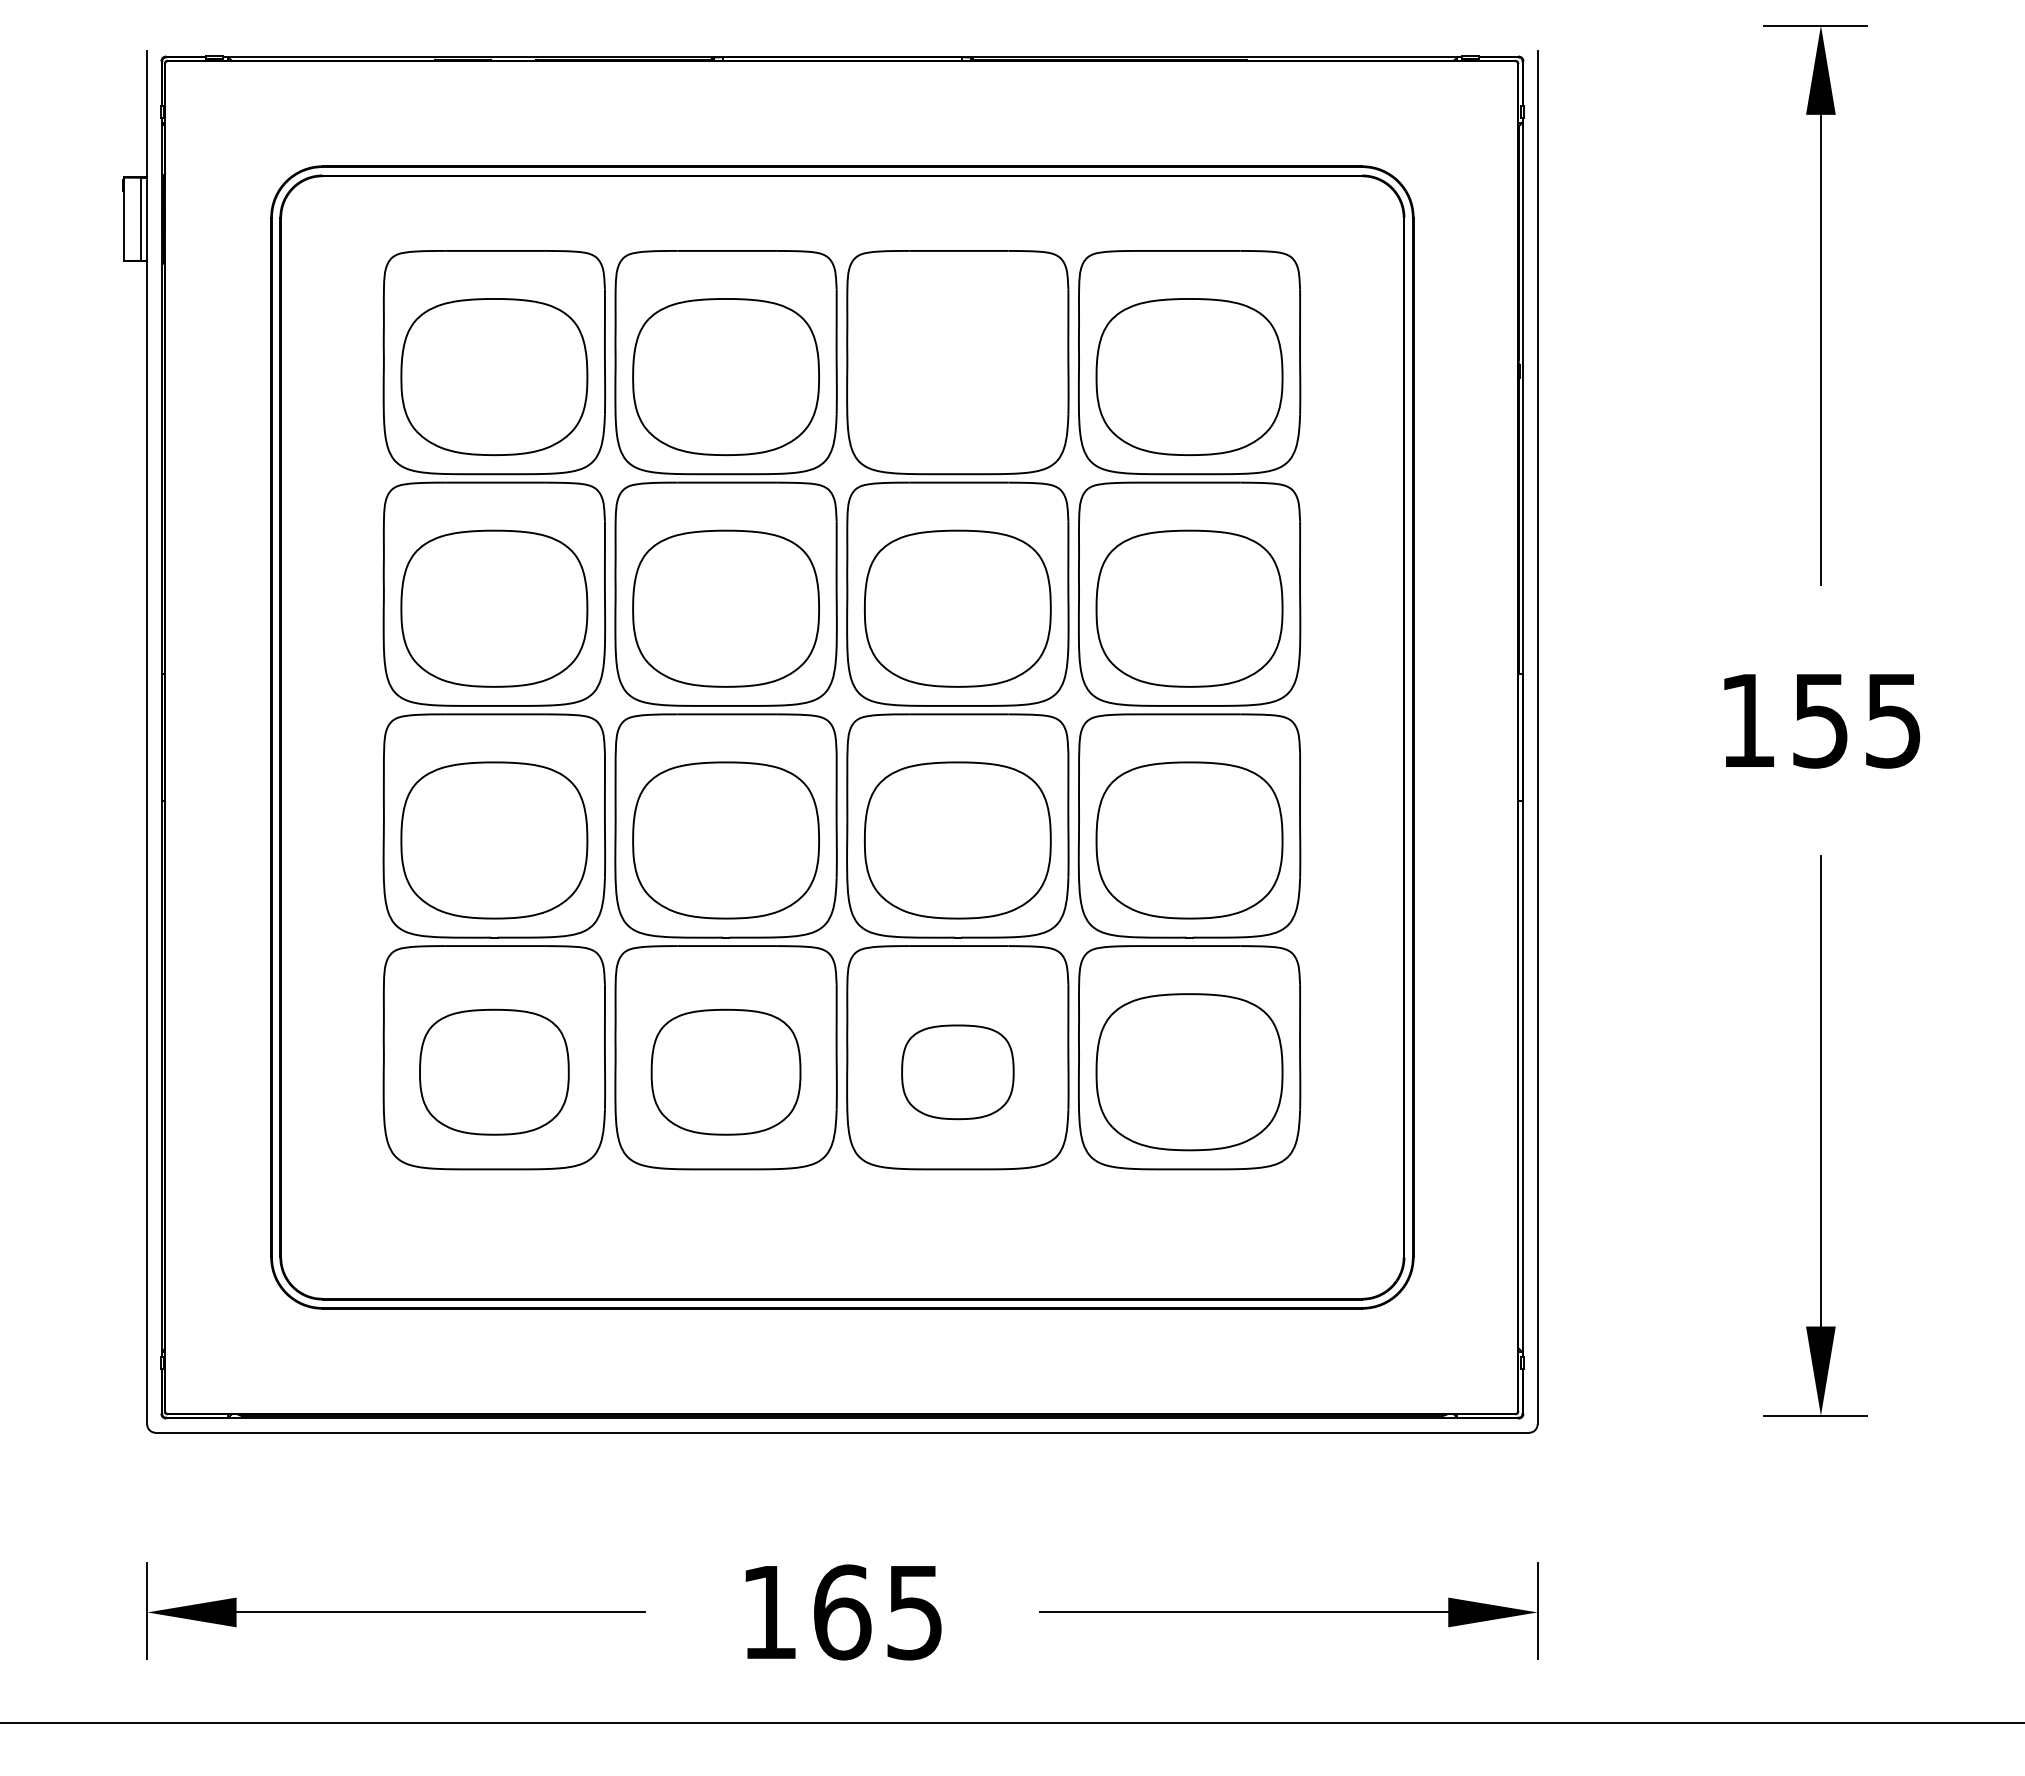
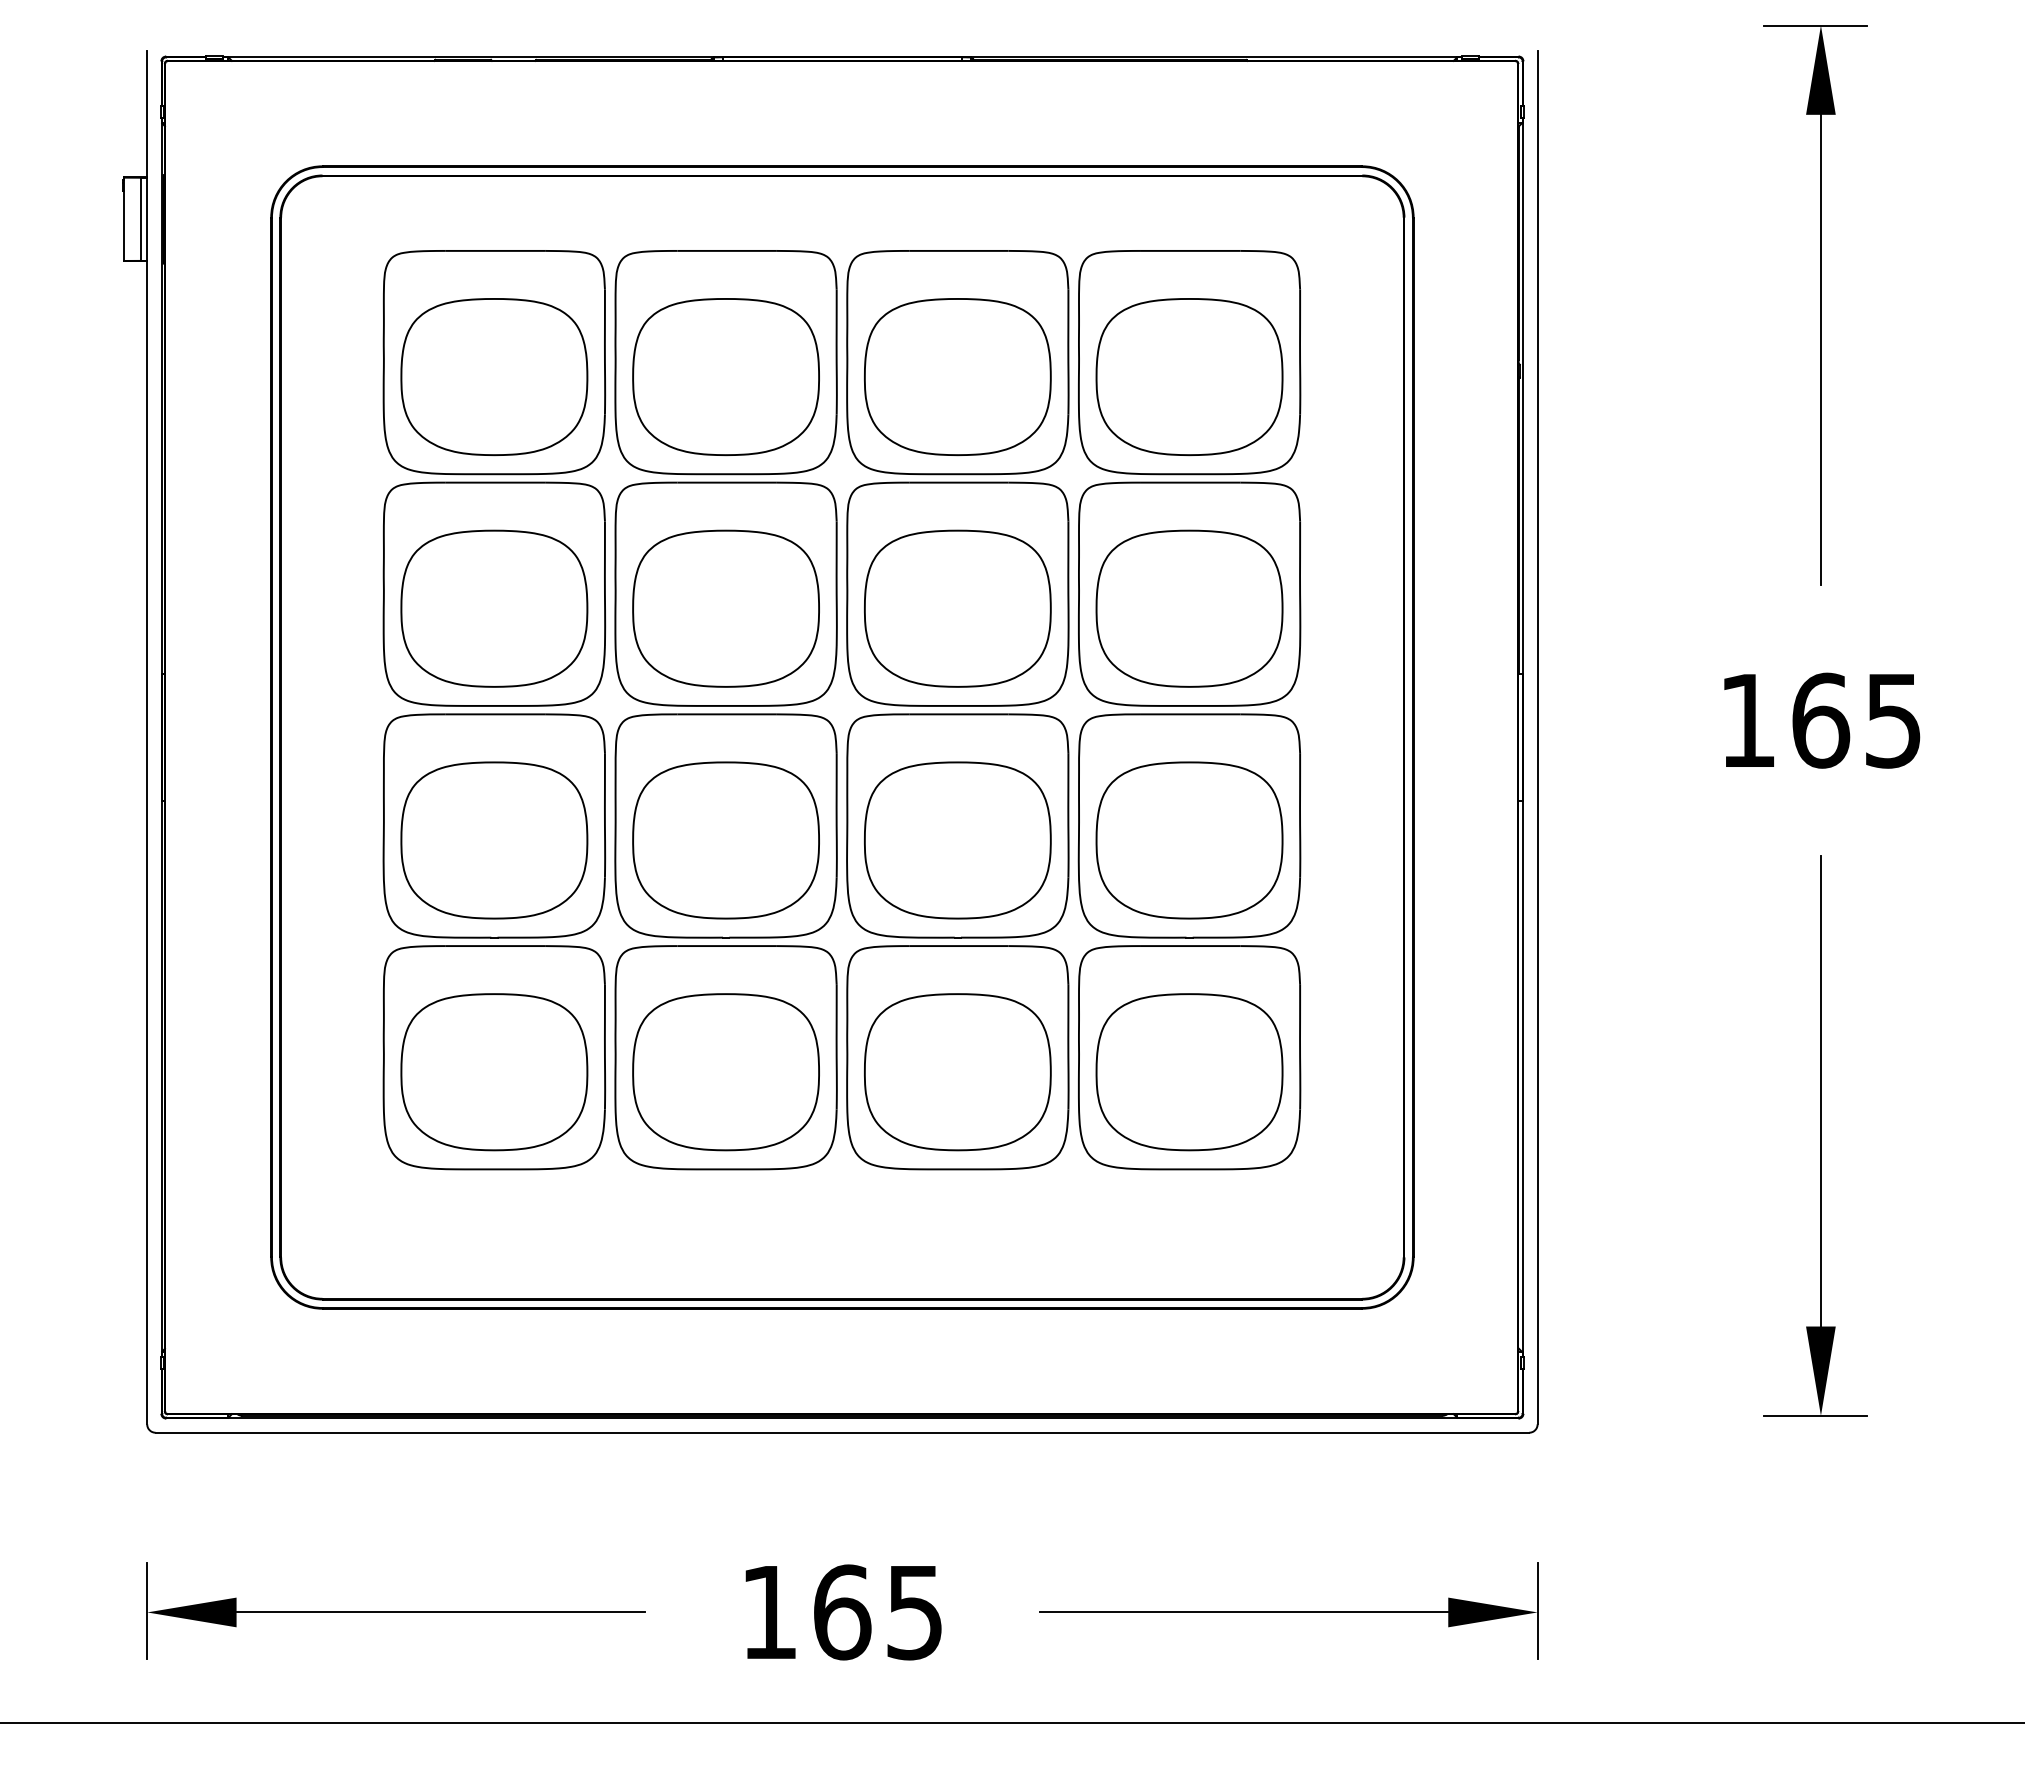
part: none -> present (957, 377)
text: 155 -> 165 (1821, 720)
part size: 151x128 px -> 189x159 px (494, 1072)
part size: 152x128 px -> 188x159 px (725, 1072)
part size: 114x97 px -> 188x159 px (957, 1072)
